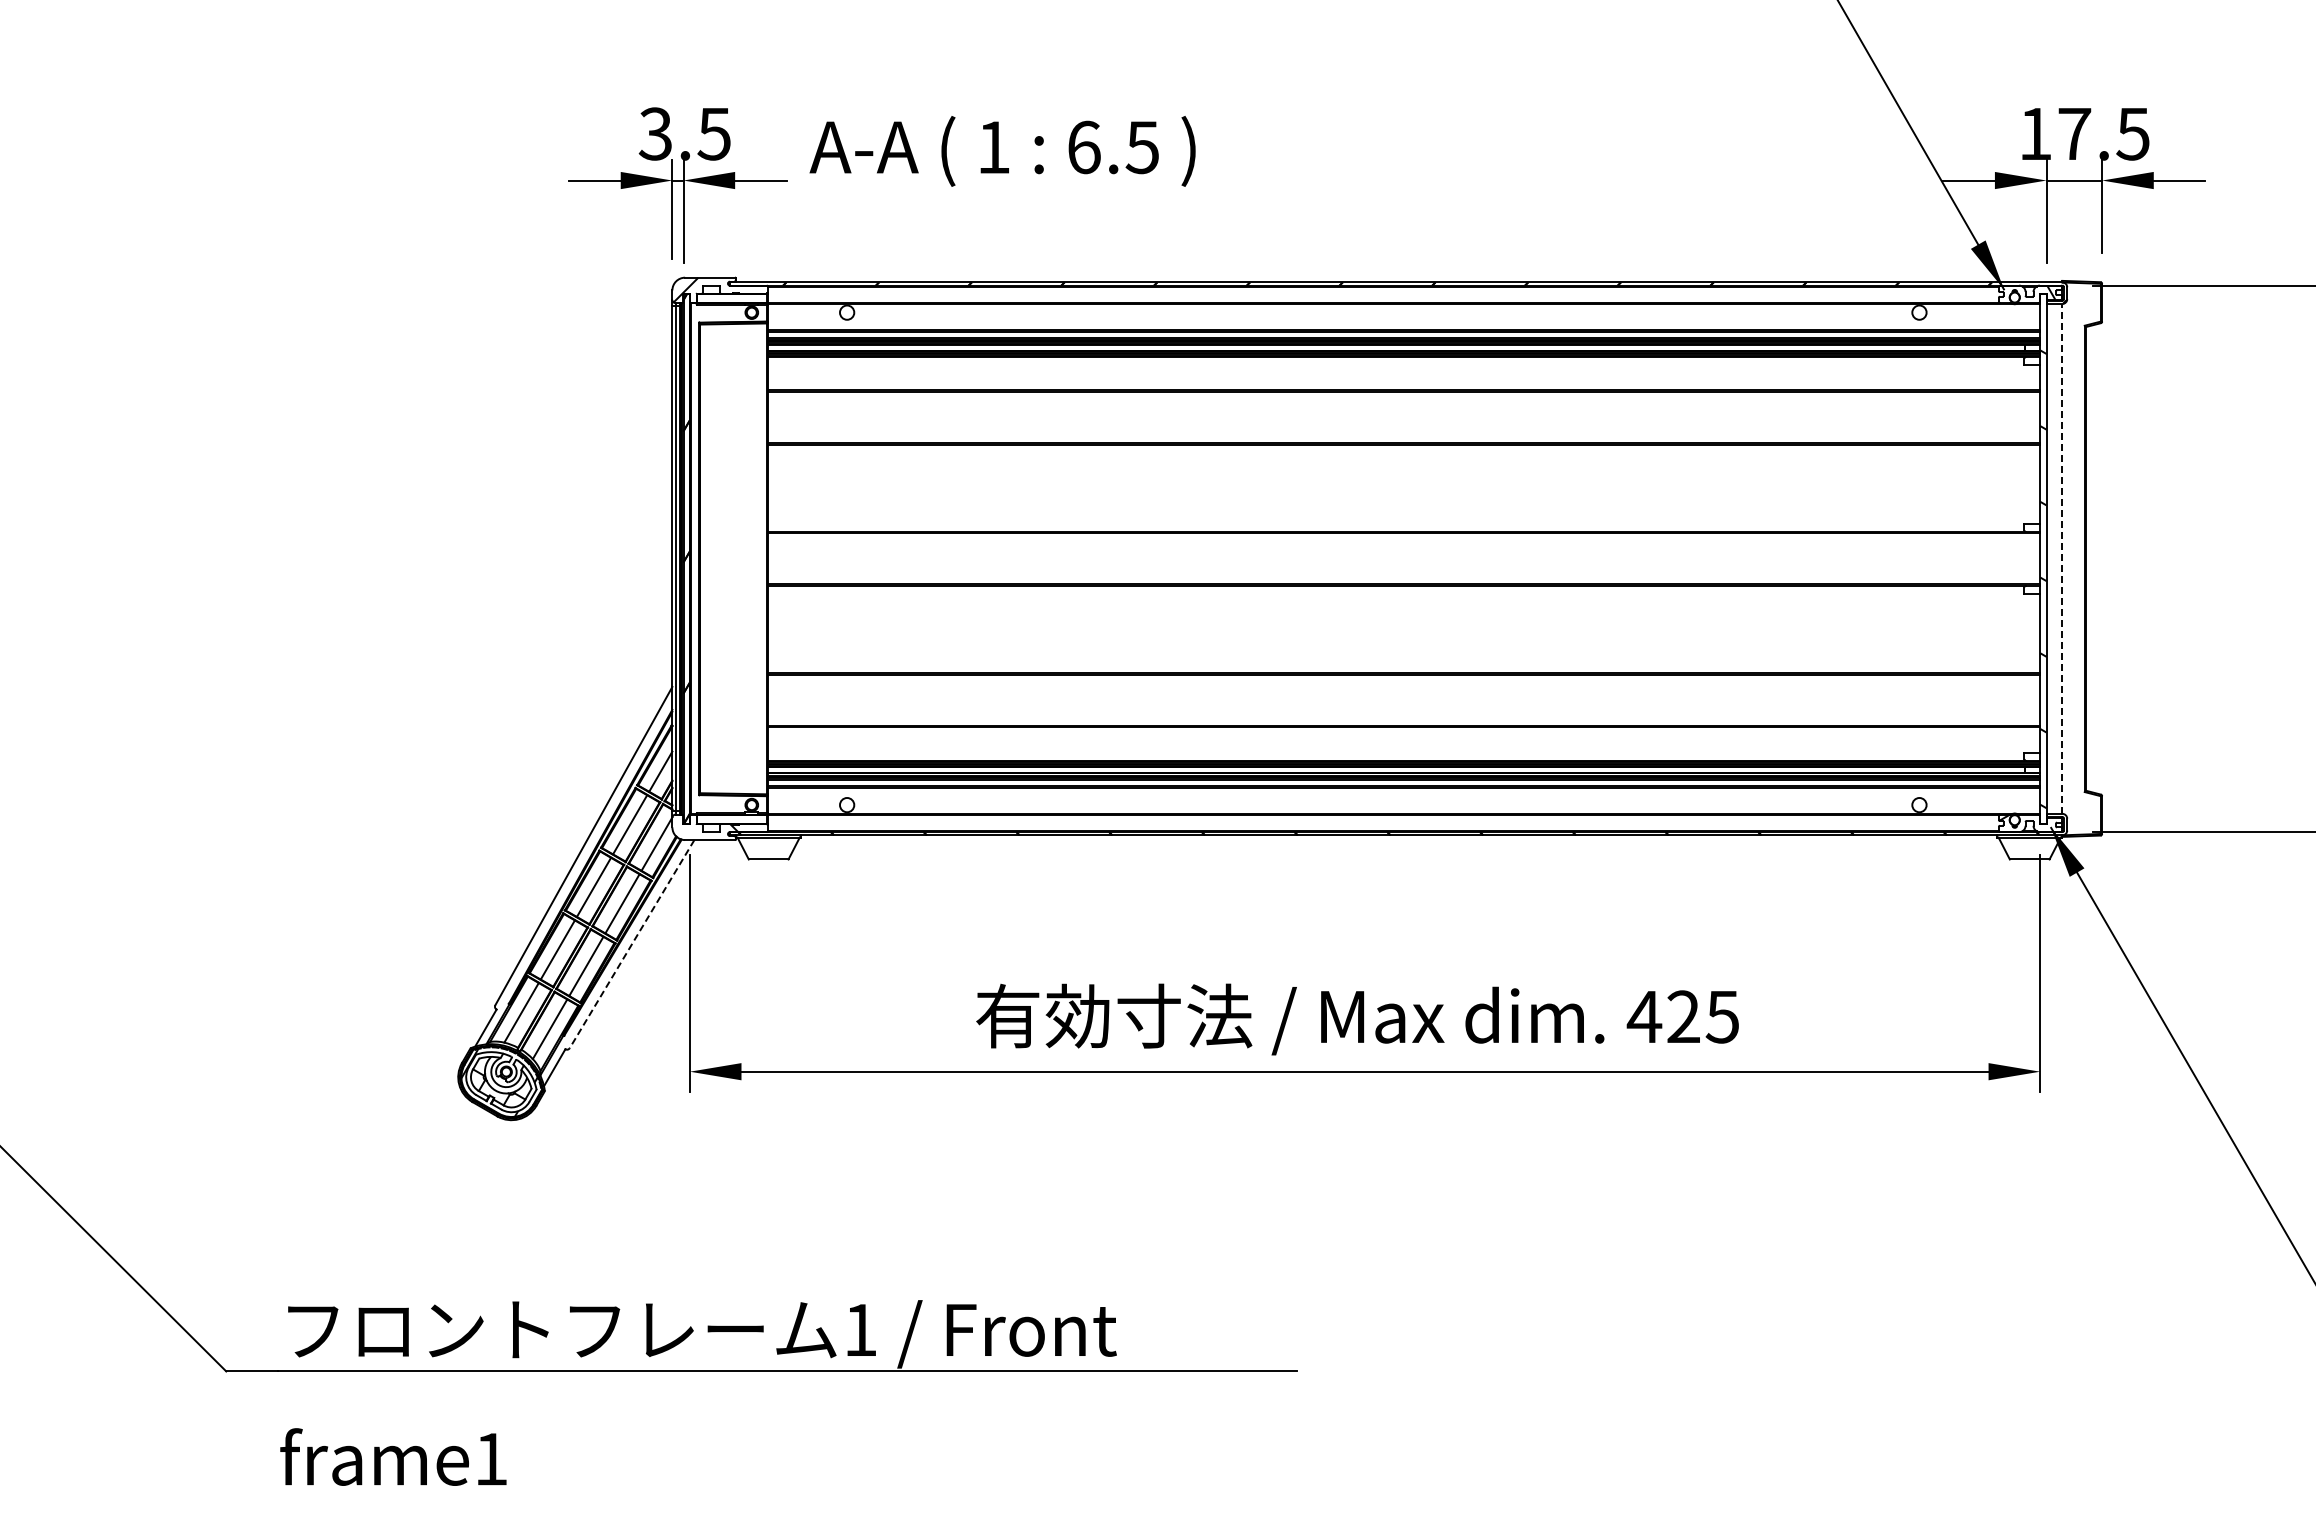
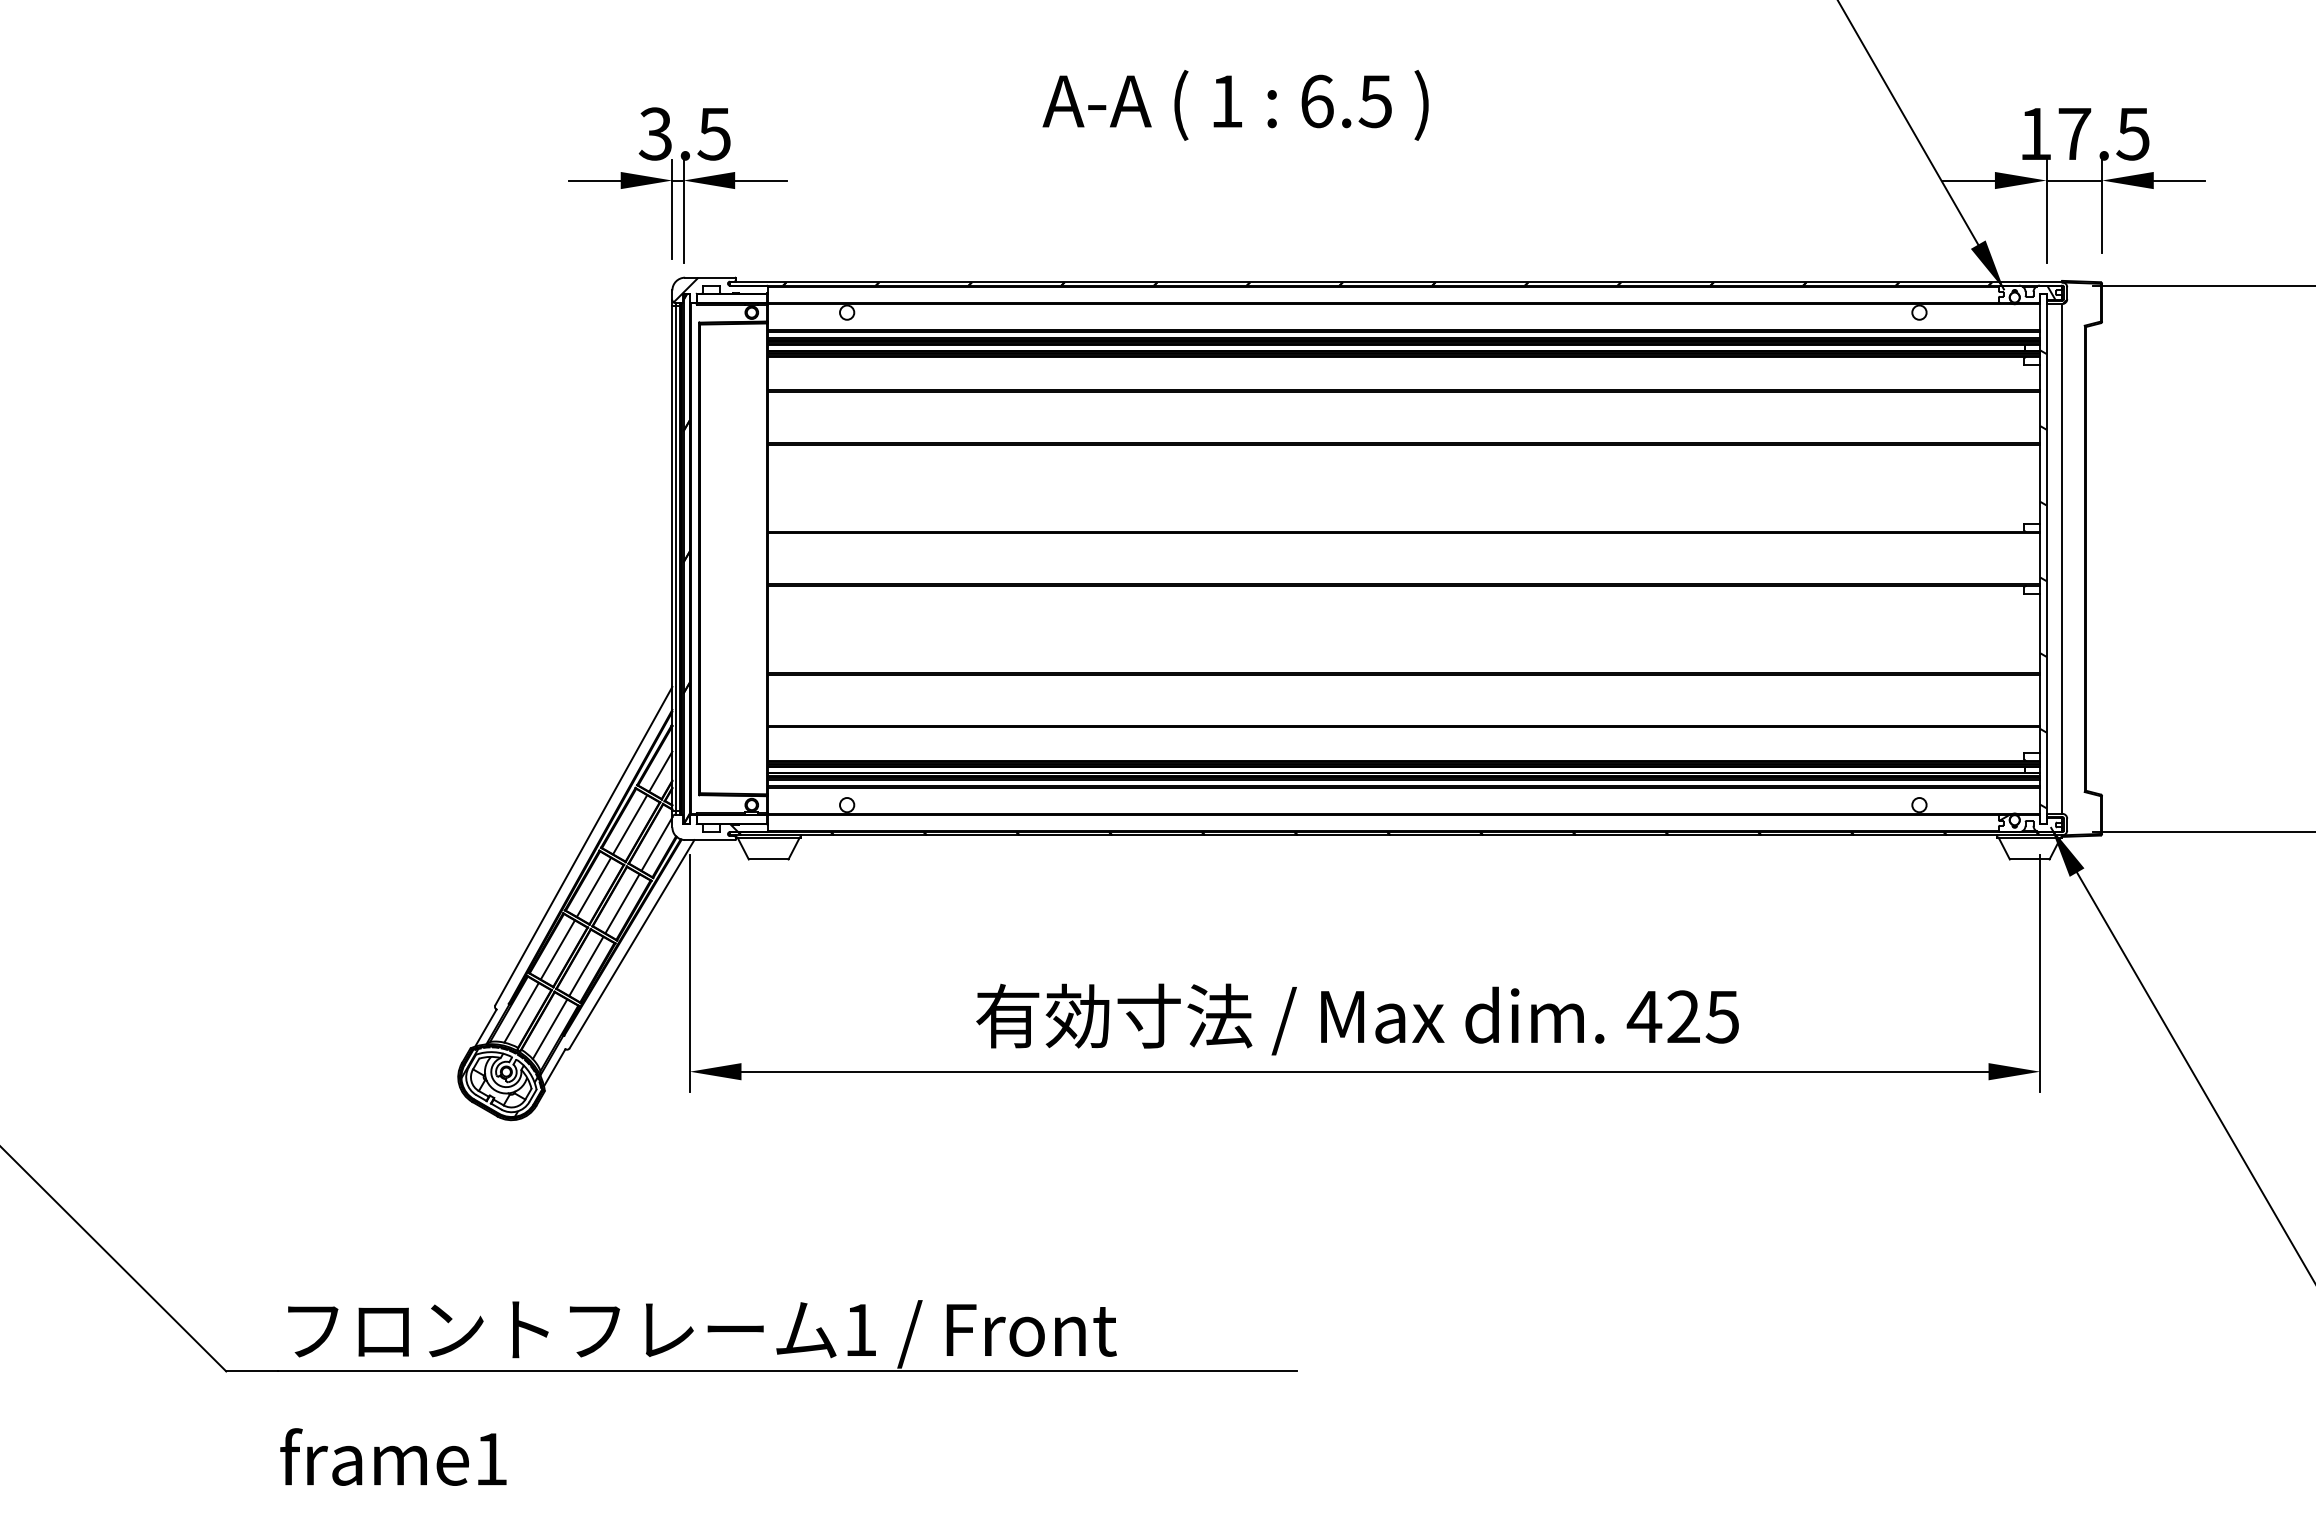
text position: (1002, 151) -> (1235, 105) (1235, 105)
line: dashed -> solid (2062, 558)
line: dashed -> solid (631, 944)
